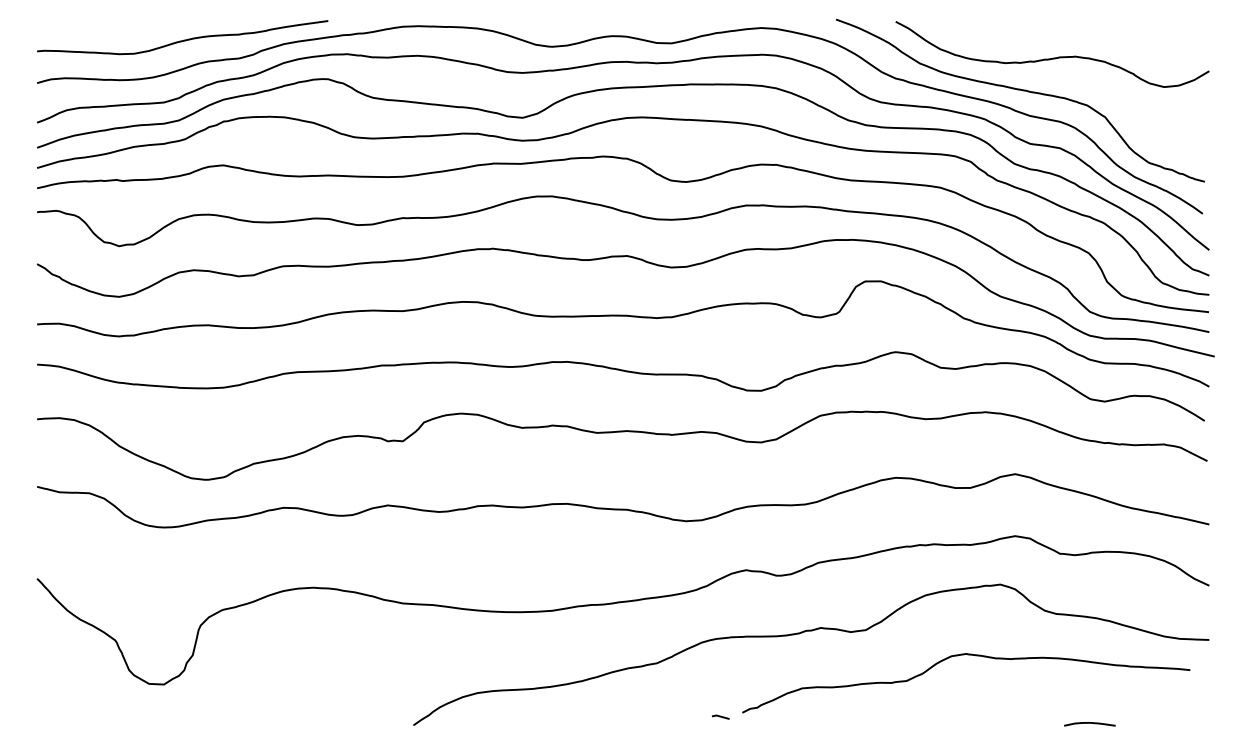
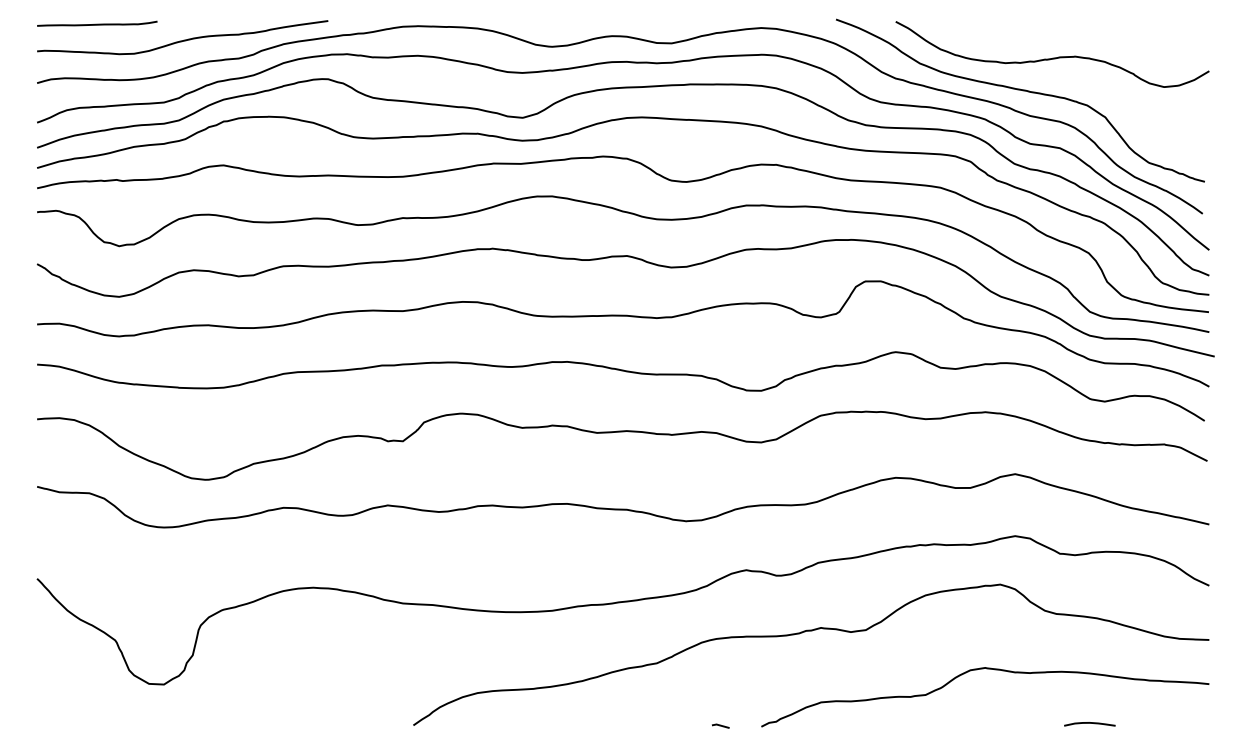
curve: none -> present (97, 23)
curve position: (967, 655) -> (986, 669) (986, 669)
line position: (720, 716) -> (720, 725) (720, 725)
